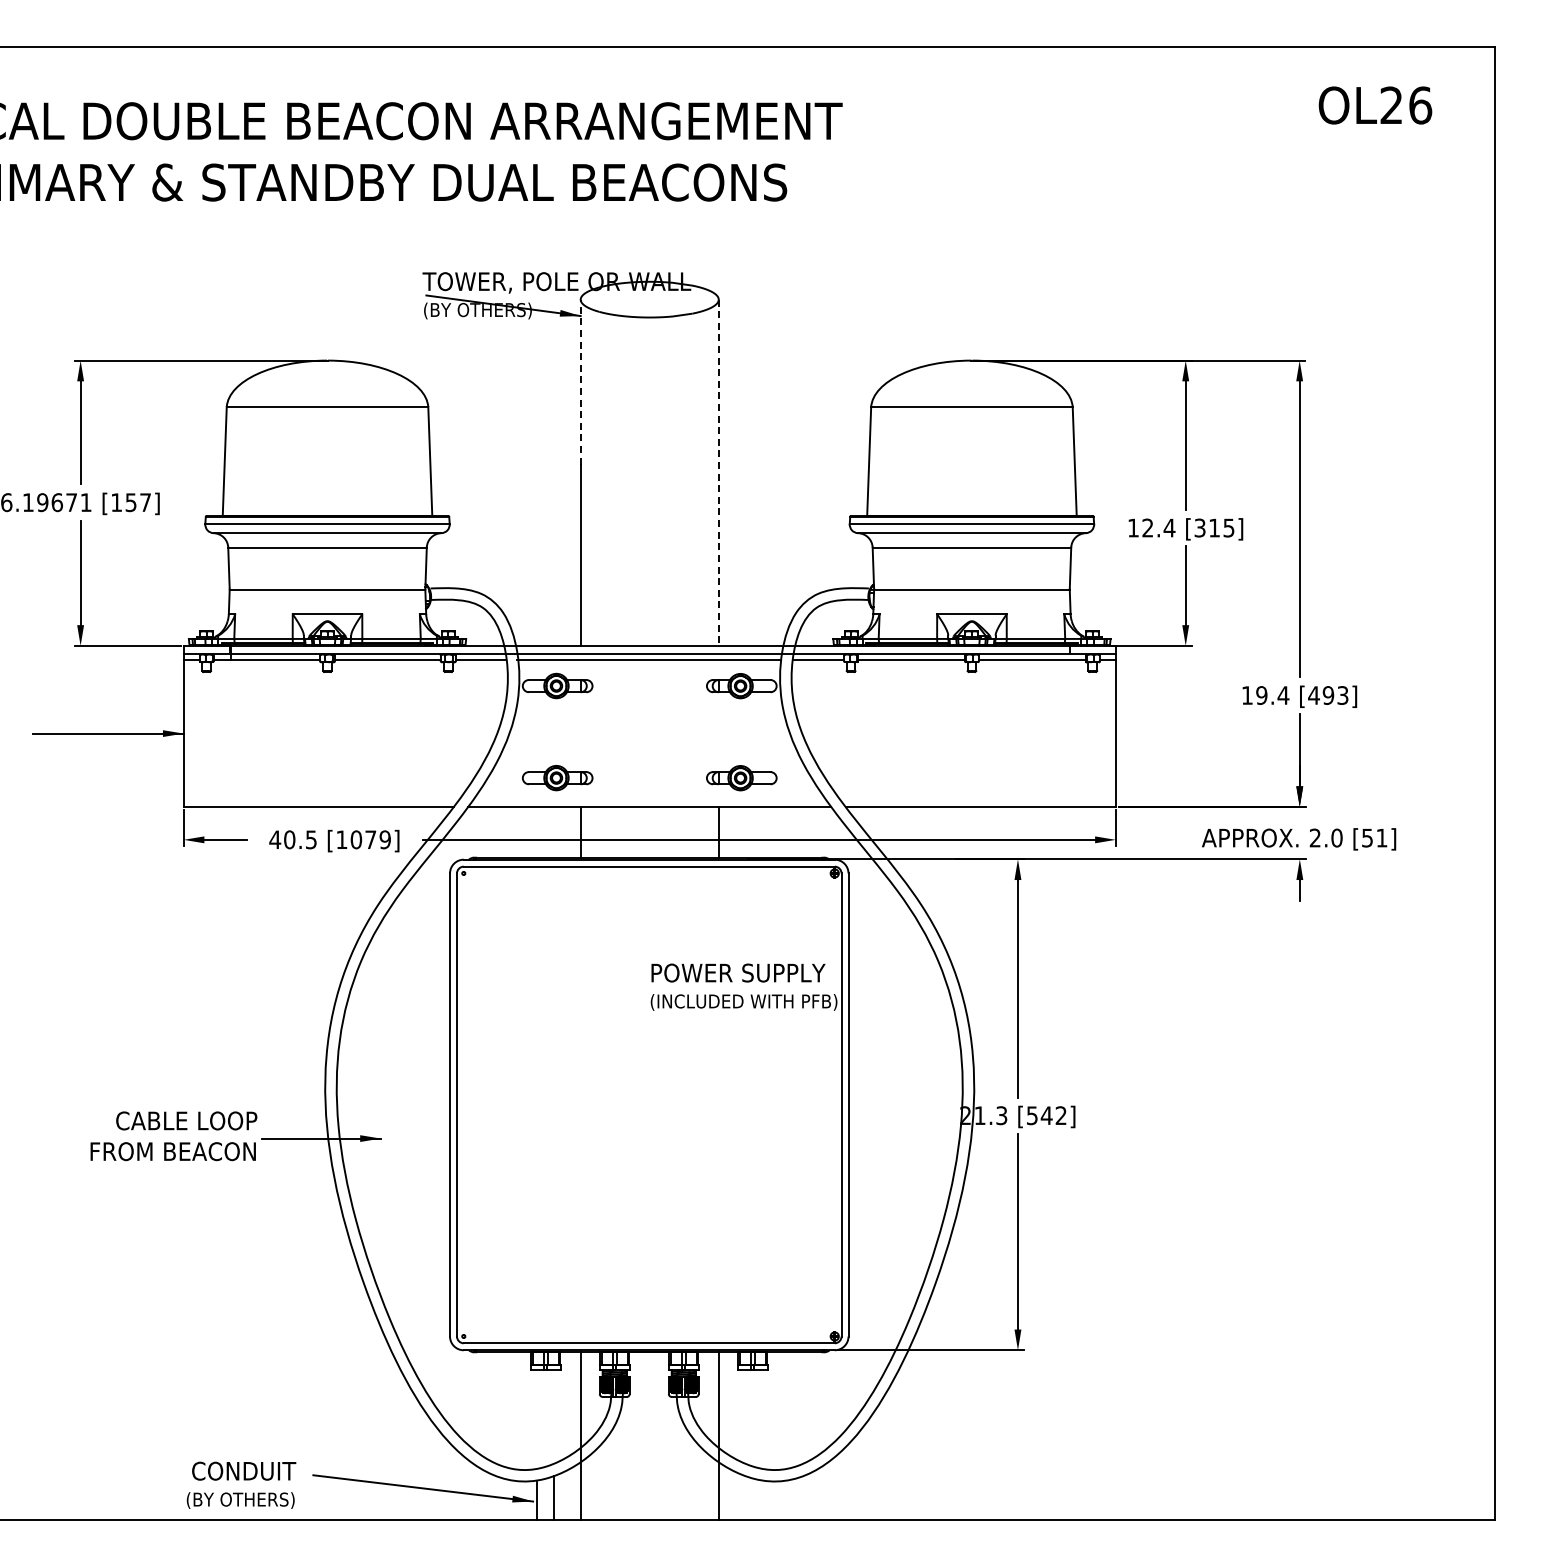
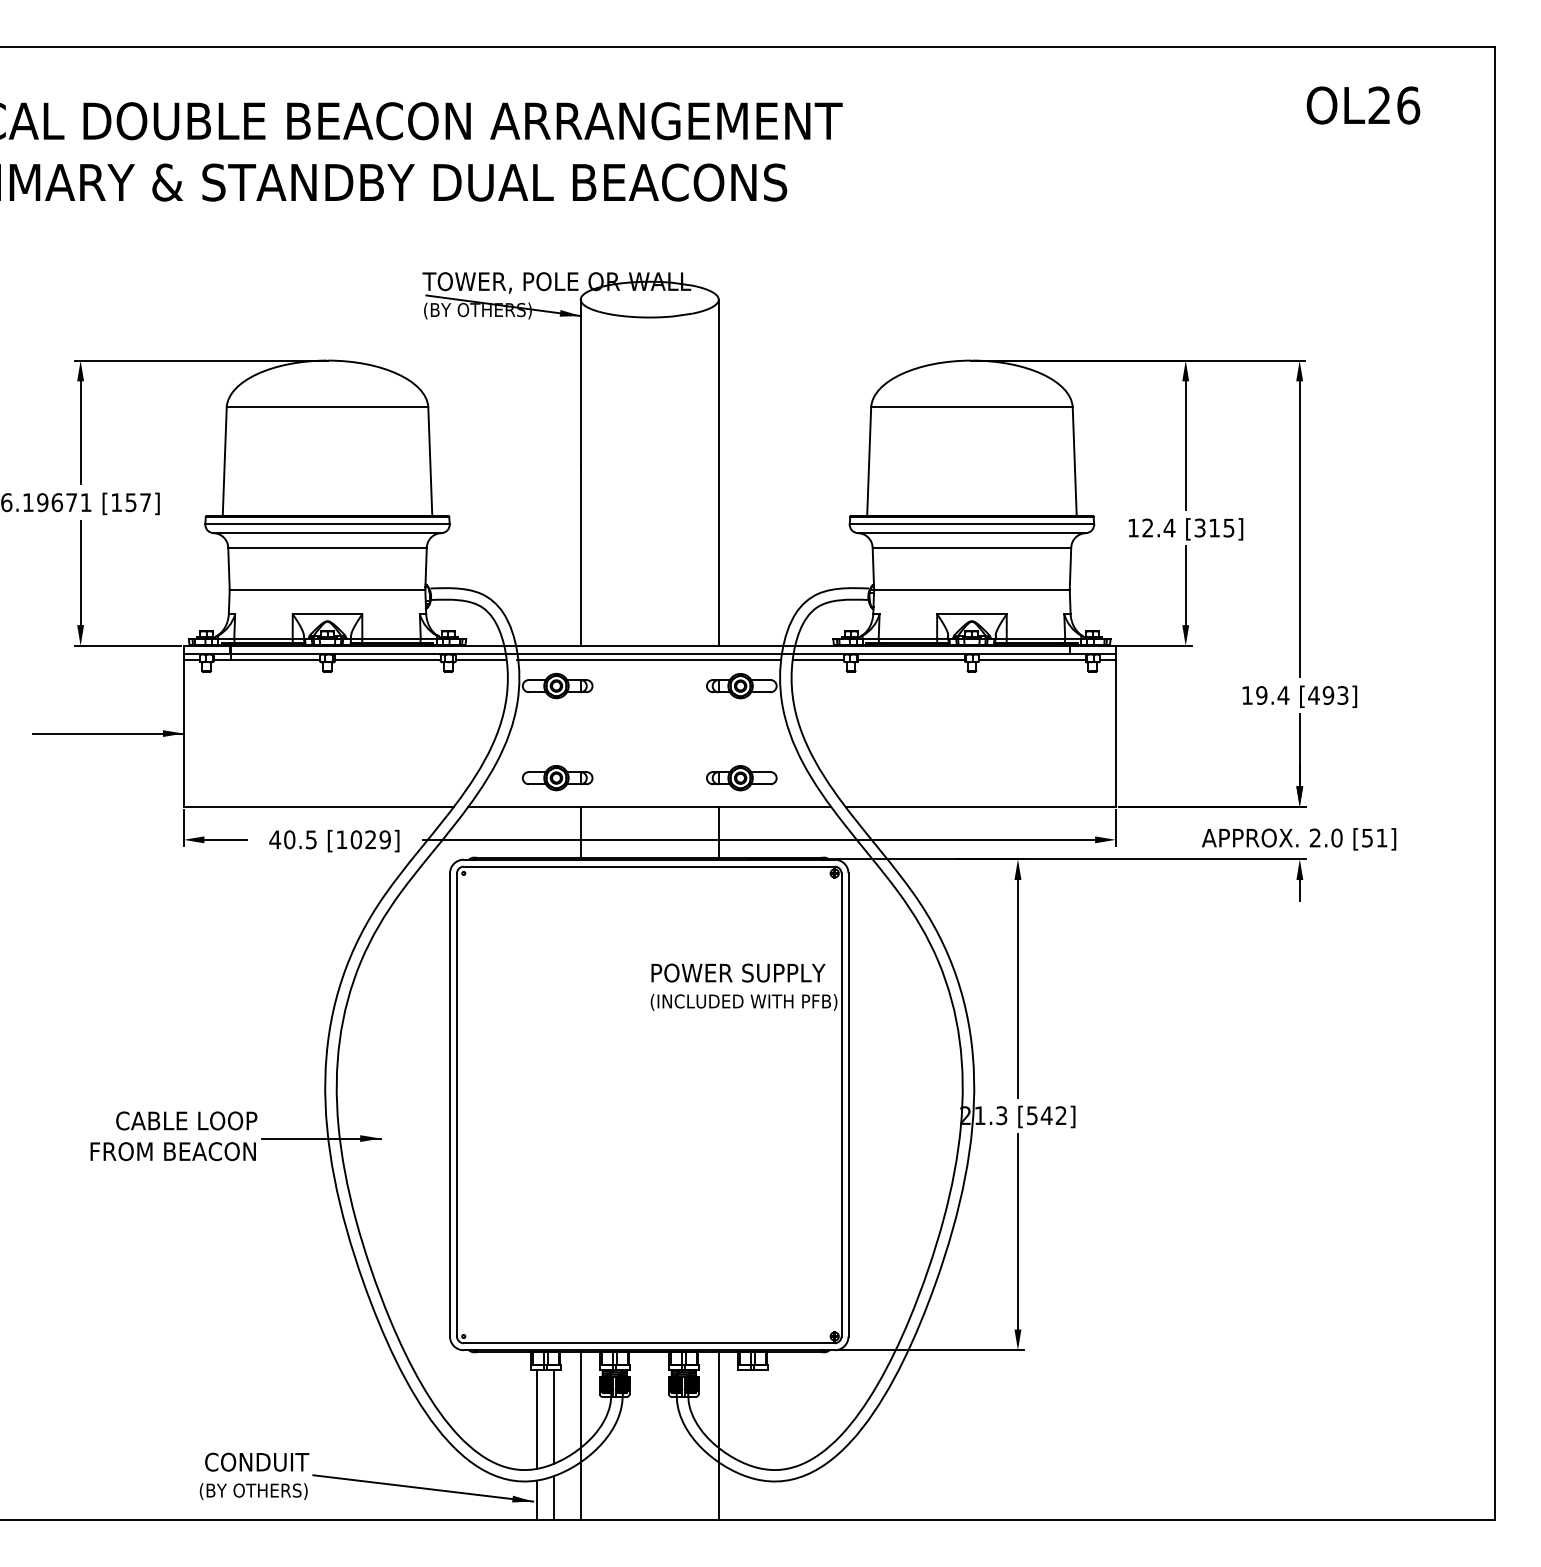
text position: (1375, 105) -> (1363, 105) (1363, 105)
line: dashed -> solid (580, 381)
line: dashed -> solid (718, 473)
text: [1079] -> [1029] (370, 839)
line: none -> present (554, 1416)
line: none -> present (537, 1419)
text position: (241, 1484) -> (254, 1475) (254, 1475)
